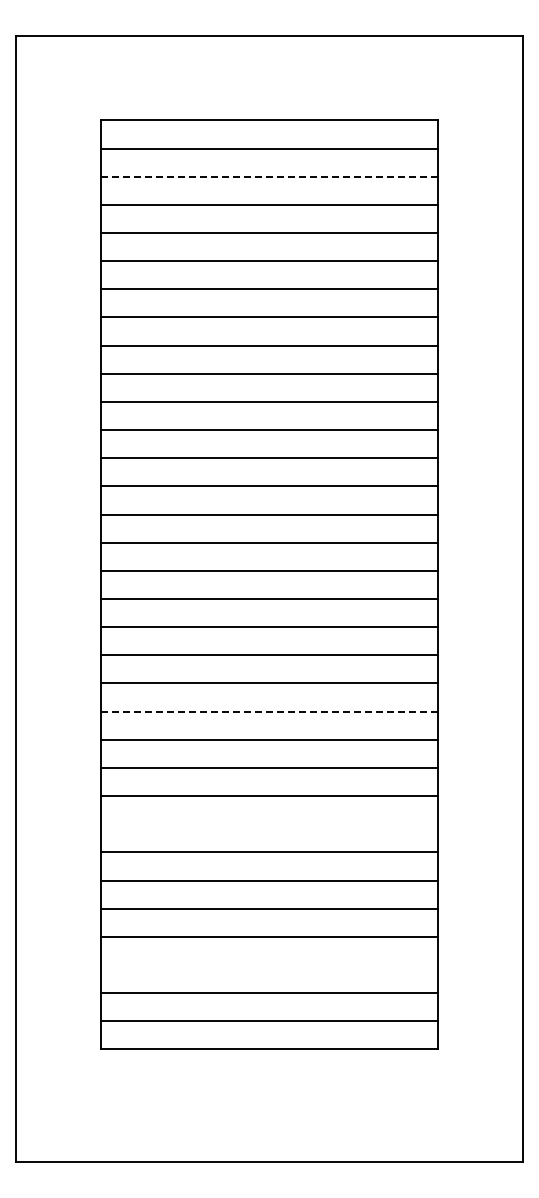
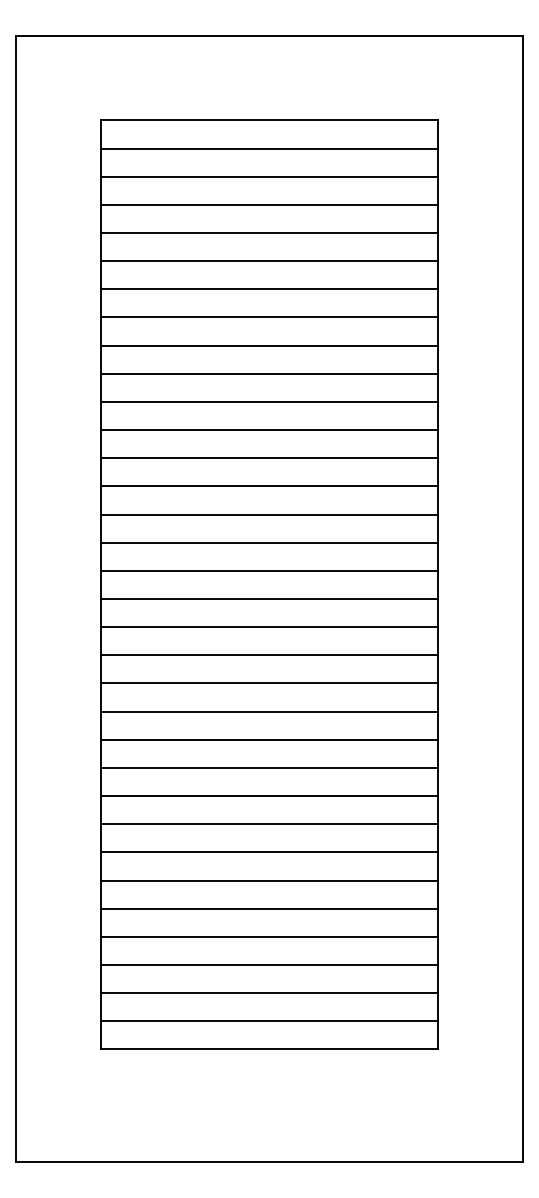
line: dashed -> solid (269, 176)
line: dashed -> solid (269, 711)
line: none -> present (269, 824)
line: none -> present (269, 964)
